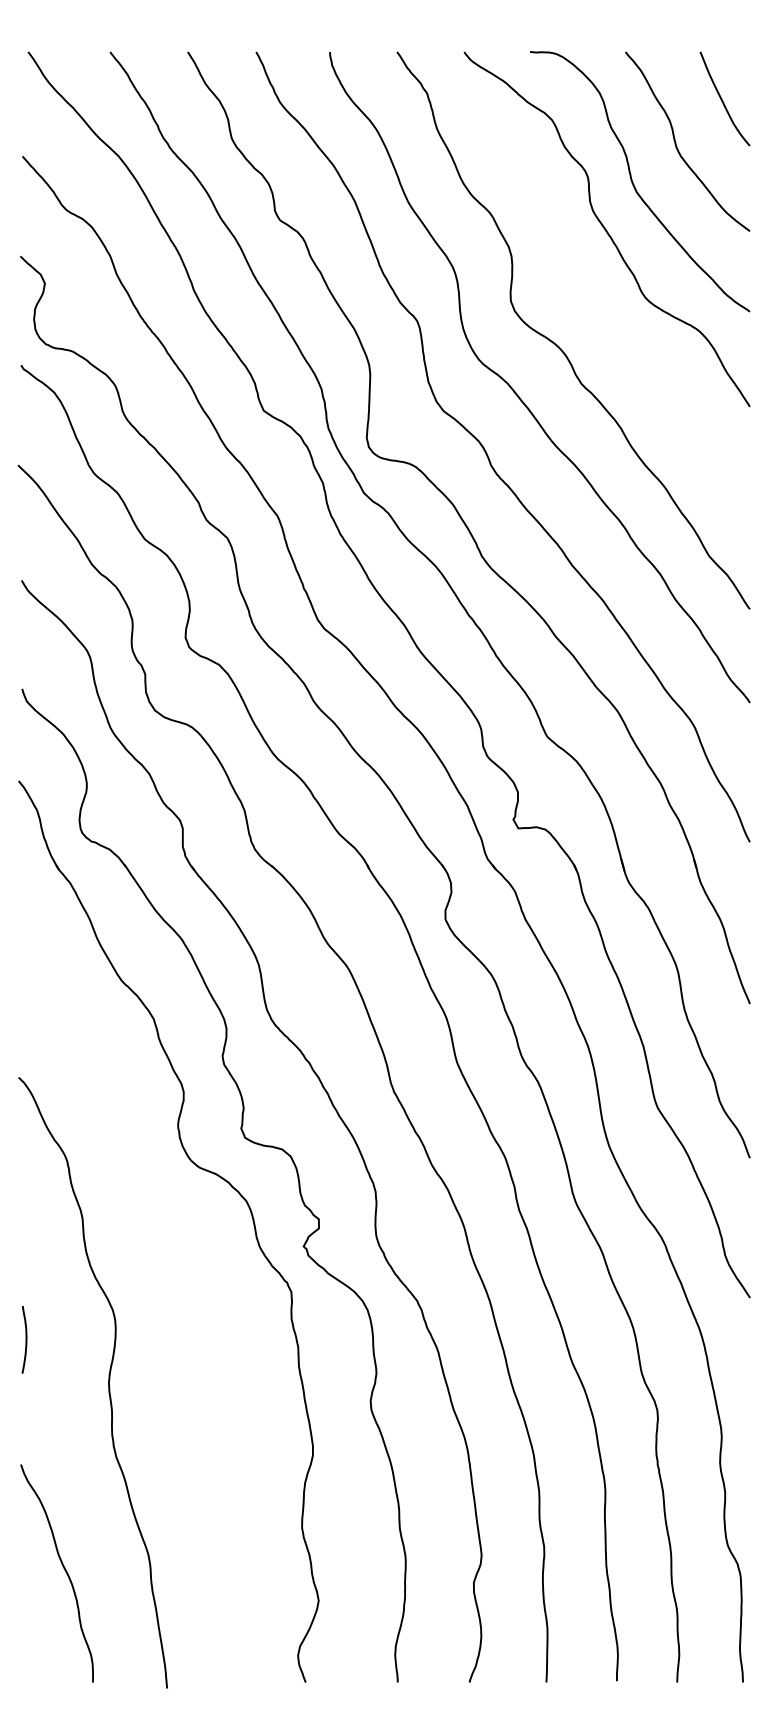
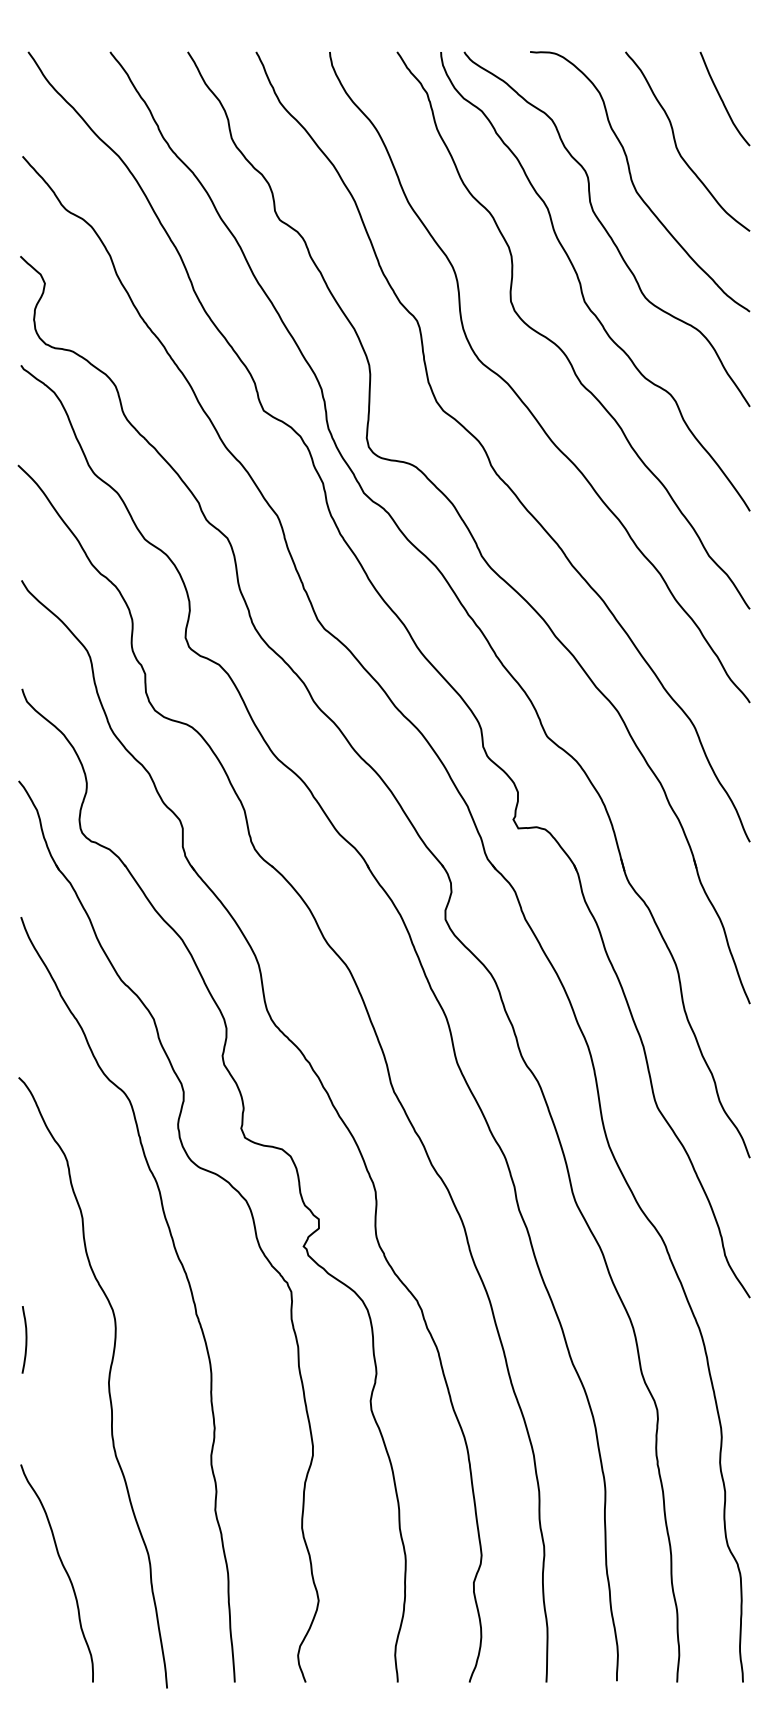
curve: none -> present (581, 283)
curve: none -> present (186, 1279)
